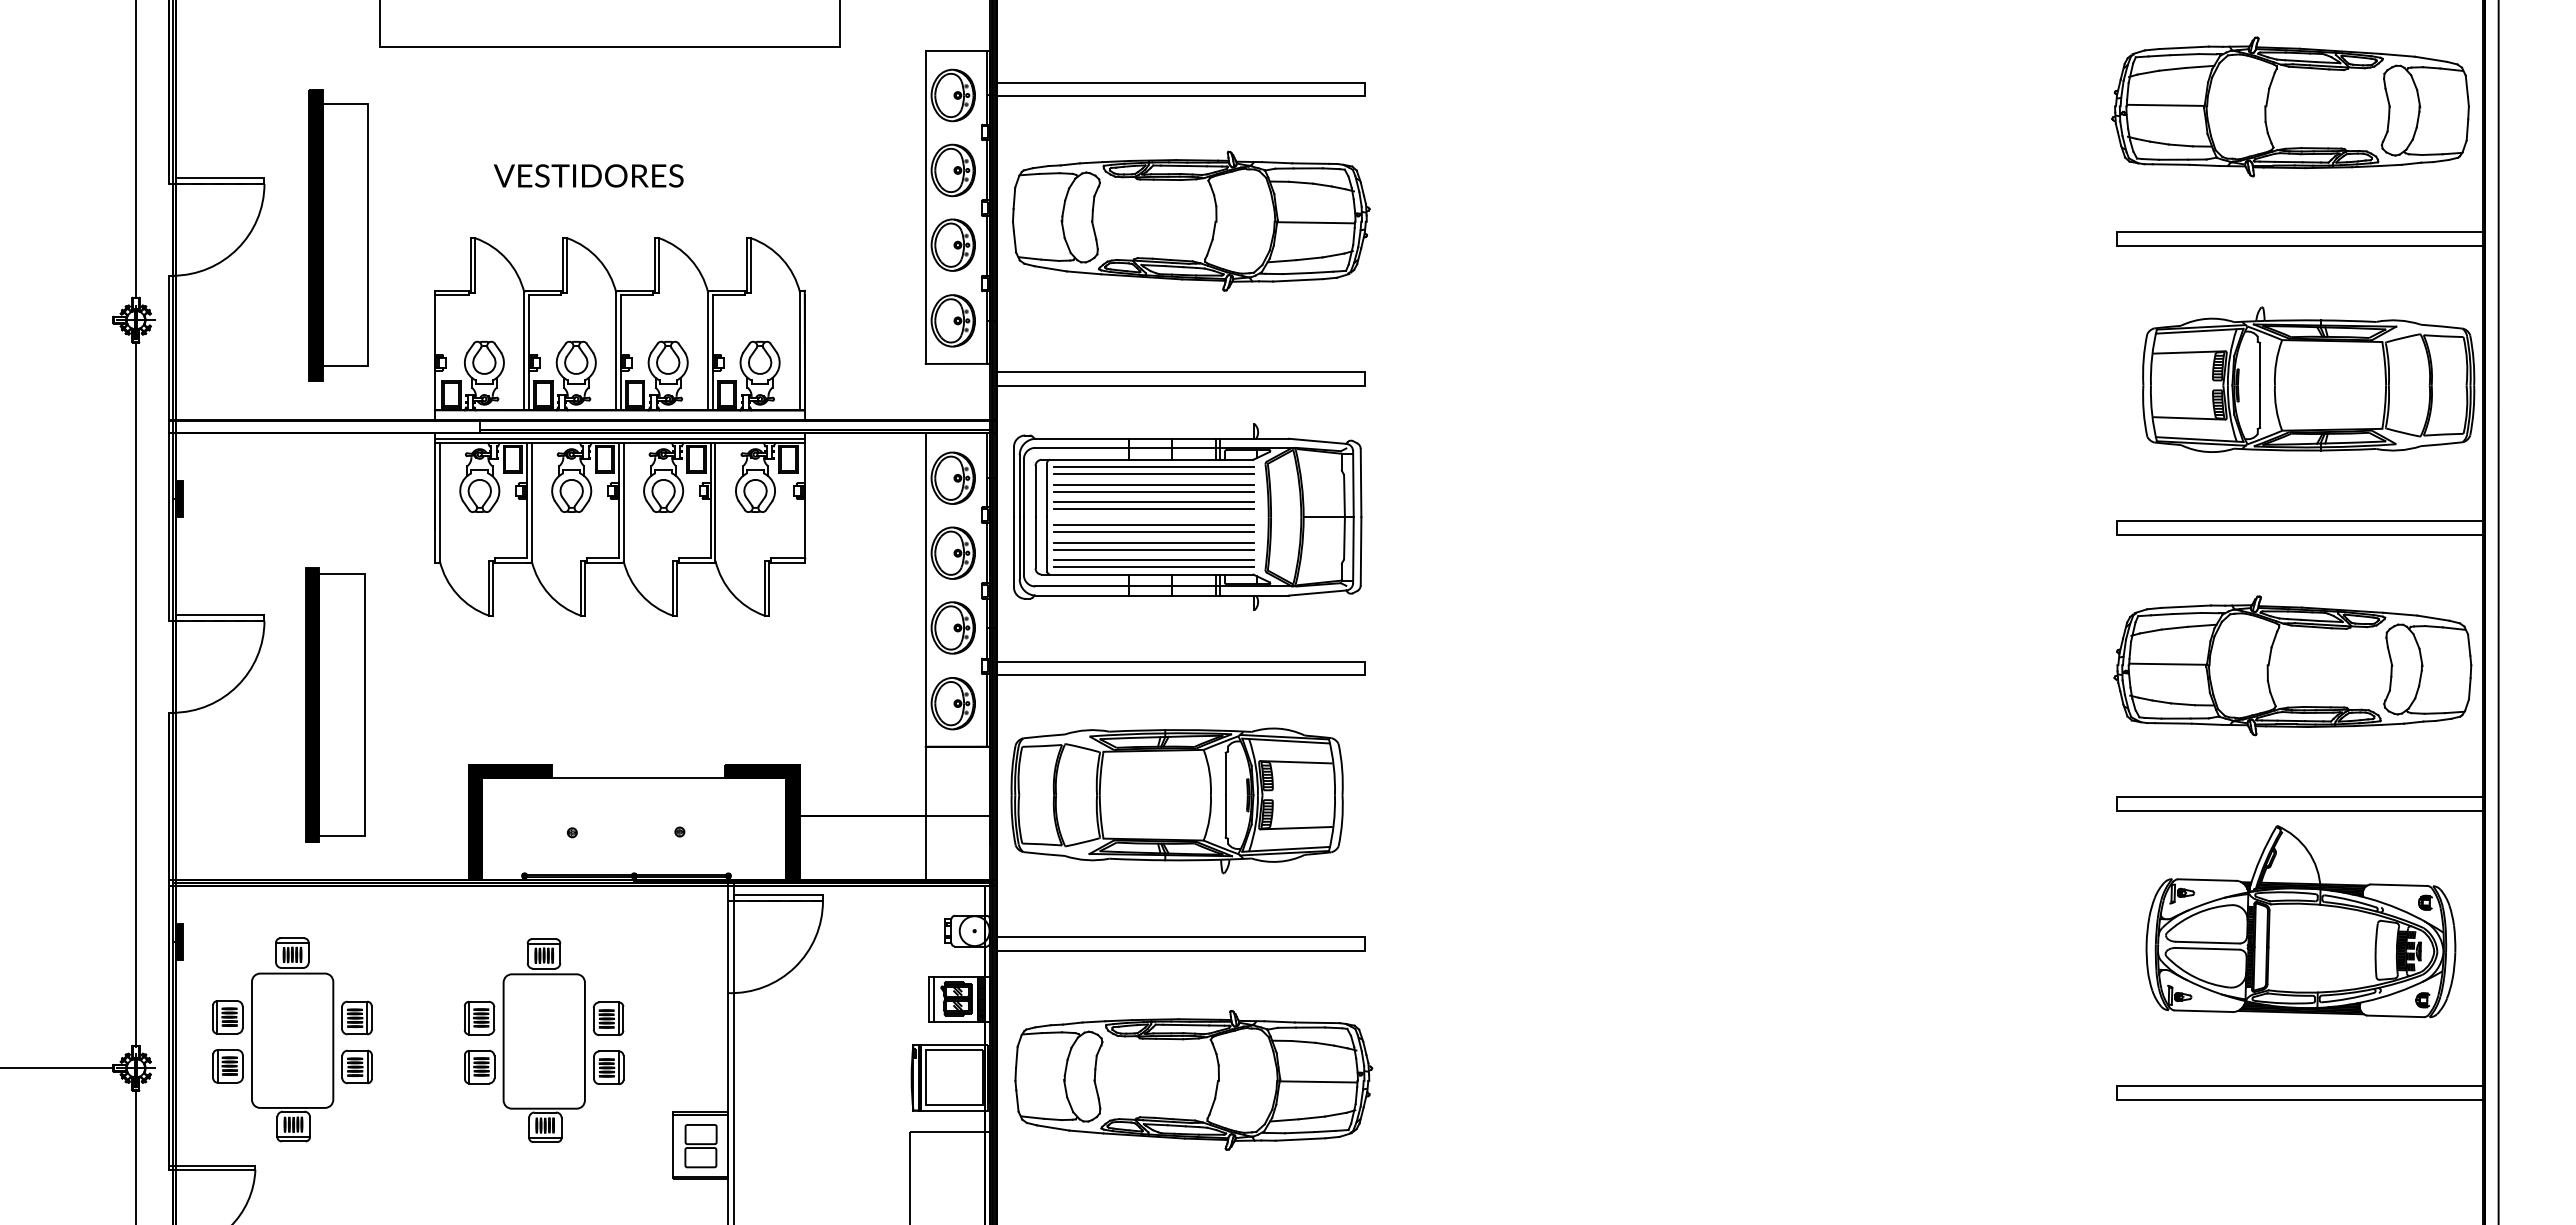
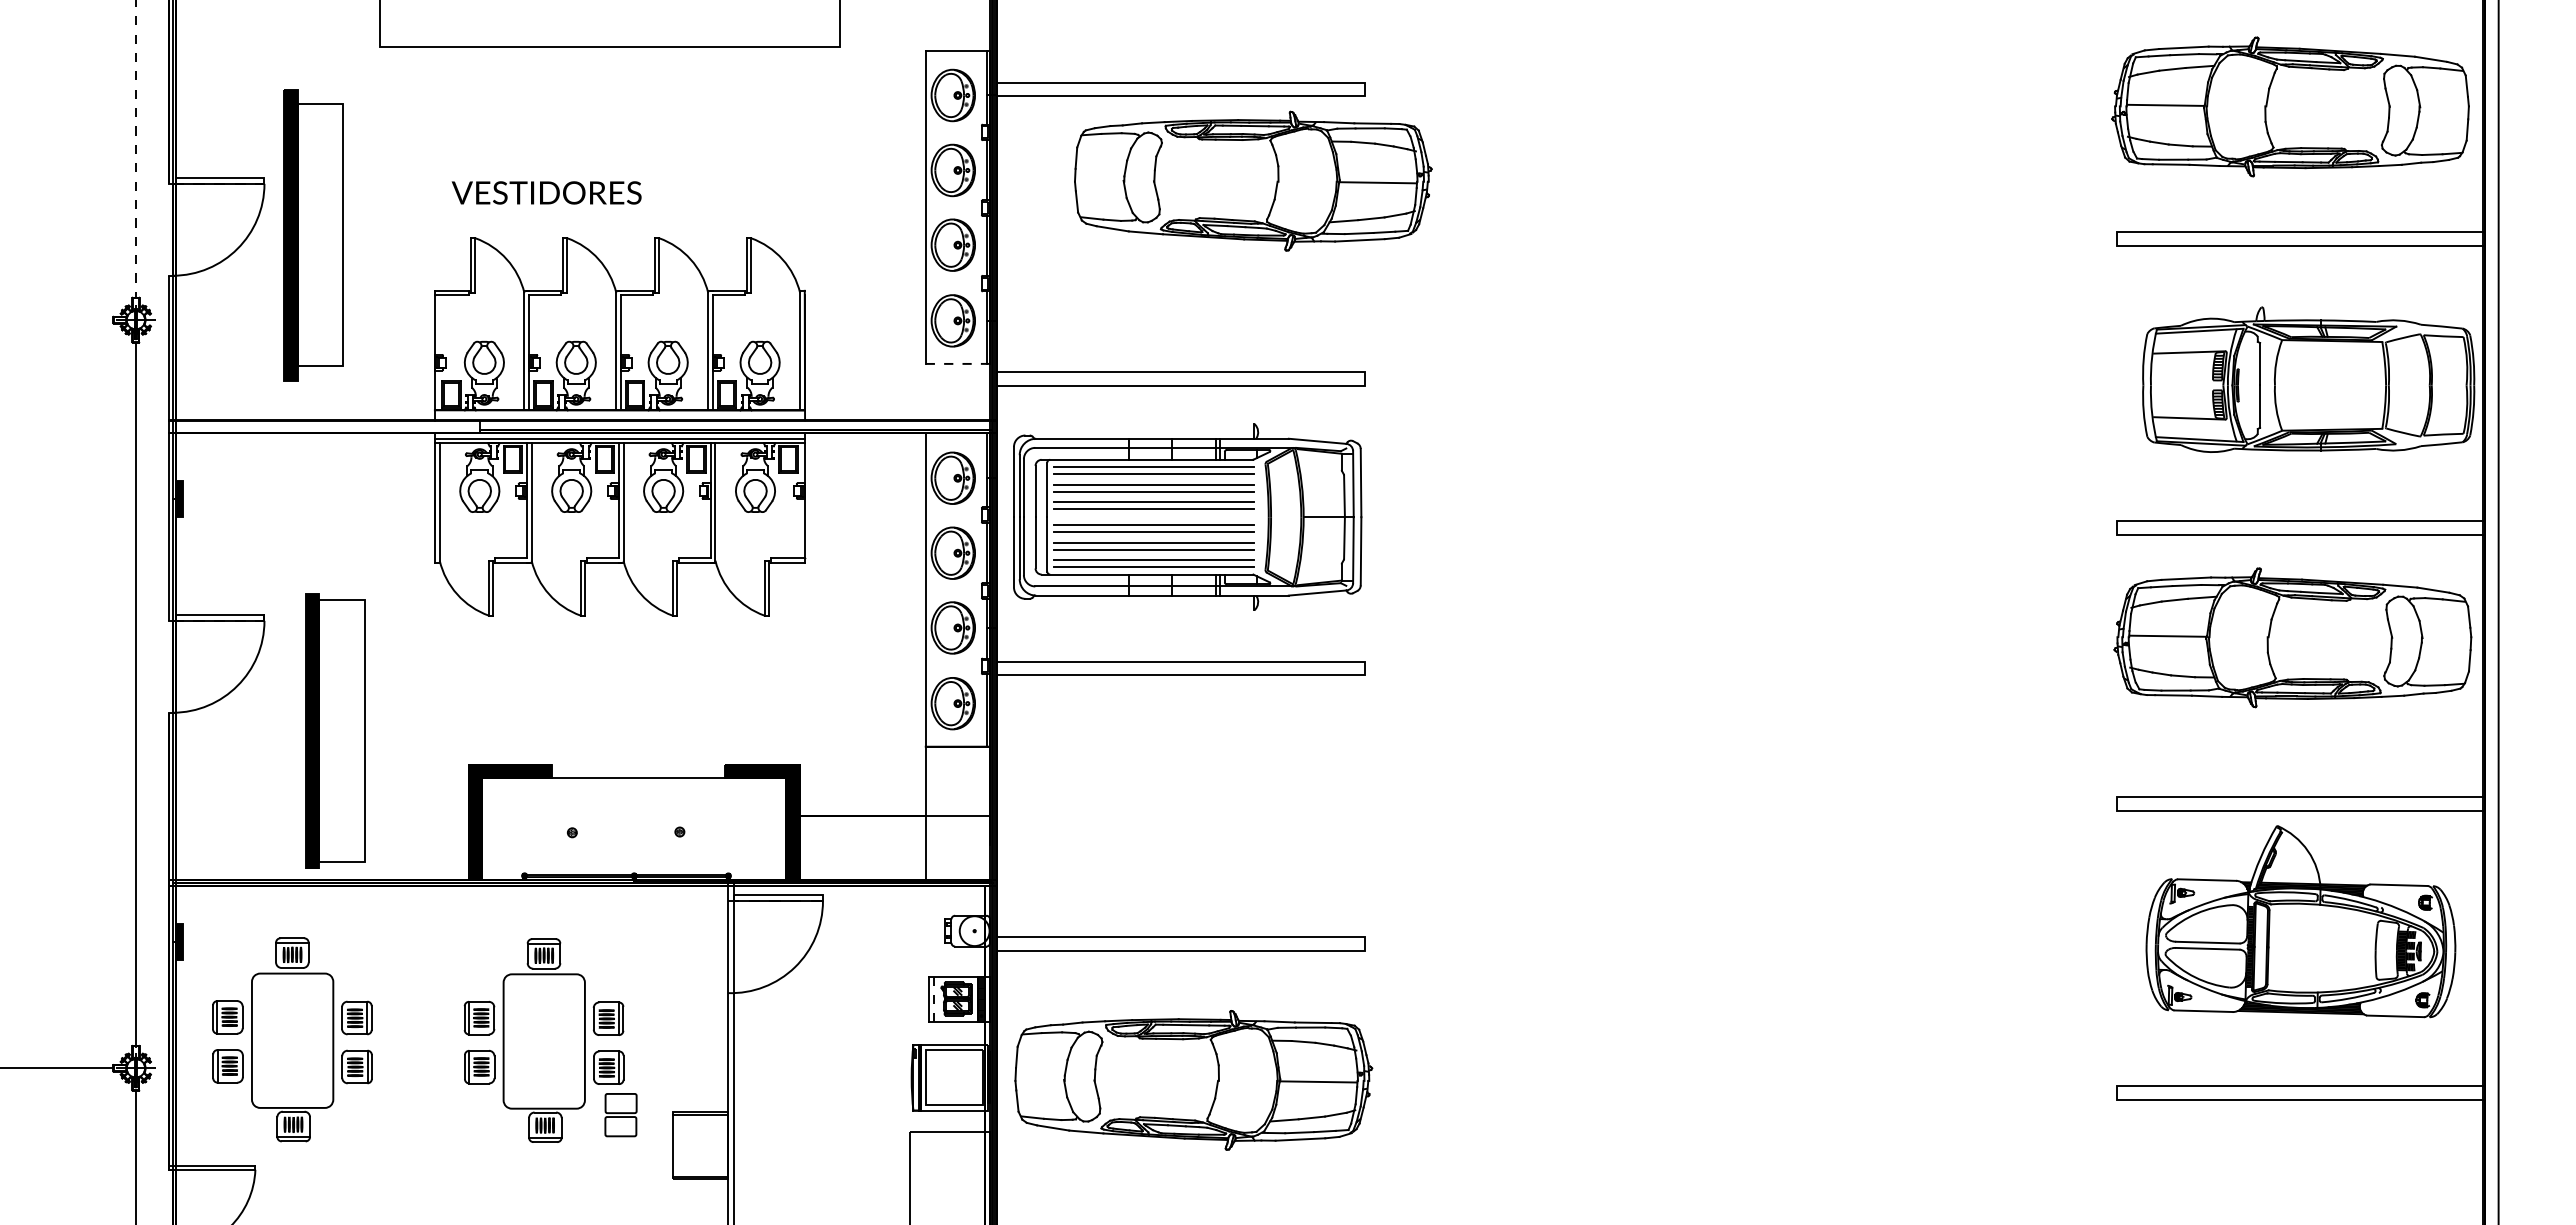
line: solid -> dashed (136, 149)
text position: (588, 175) -> (546, 192) (546, 192)
part position: (1191, 220) -> (1253, 180) (1253, 180)
part position: (338, 235) -> (313, 235) (313, 235)
line: solid -> dashed (958, 363)
part position: (2292, 665) -> (2292, 637) (2292, 637)
part position: (335, 704) -> (335, 730) (335, 730)
part: present -> none (1176, 800)
line: solid -> dashed (934, 999)
part position: (700, 1146) -> (620, 1115) (620, 1115)
